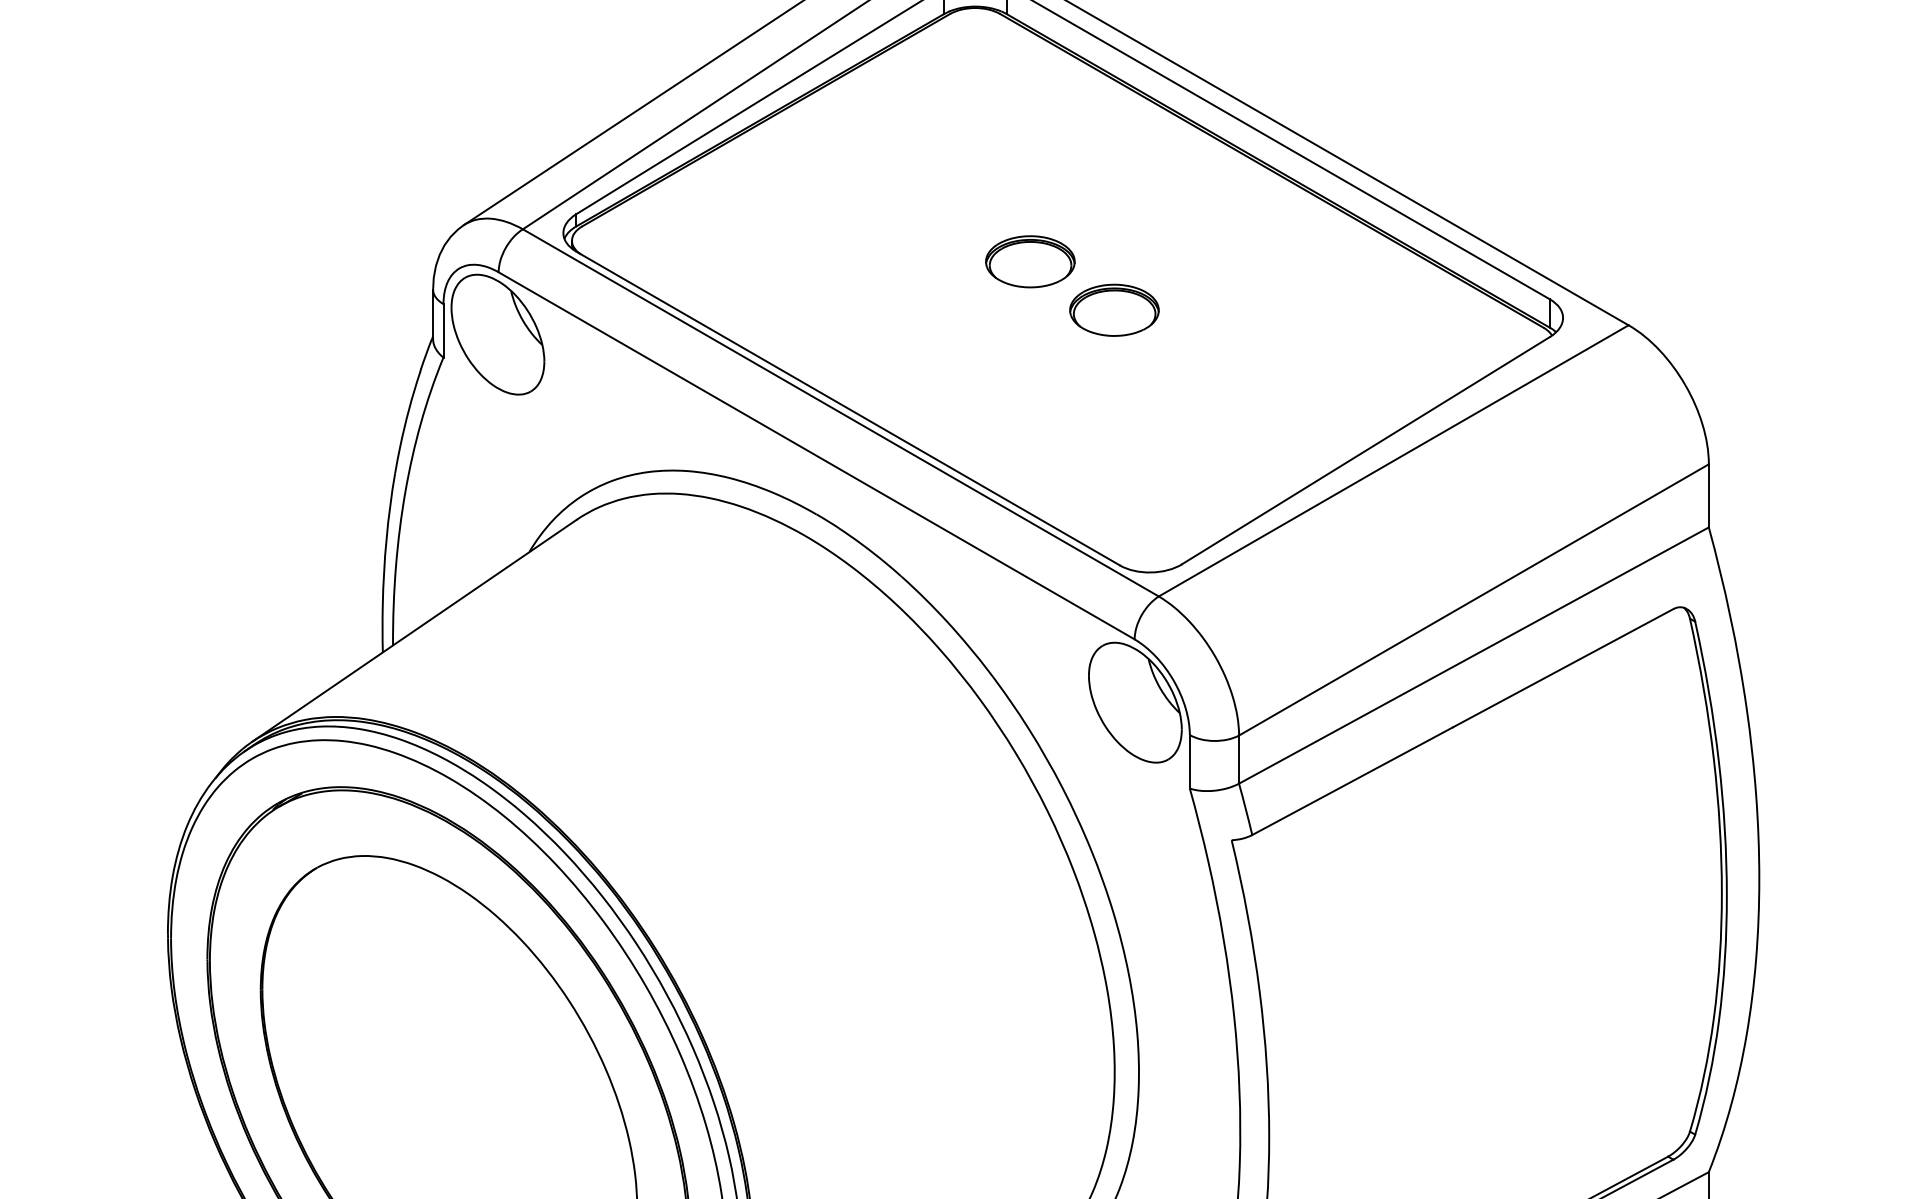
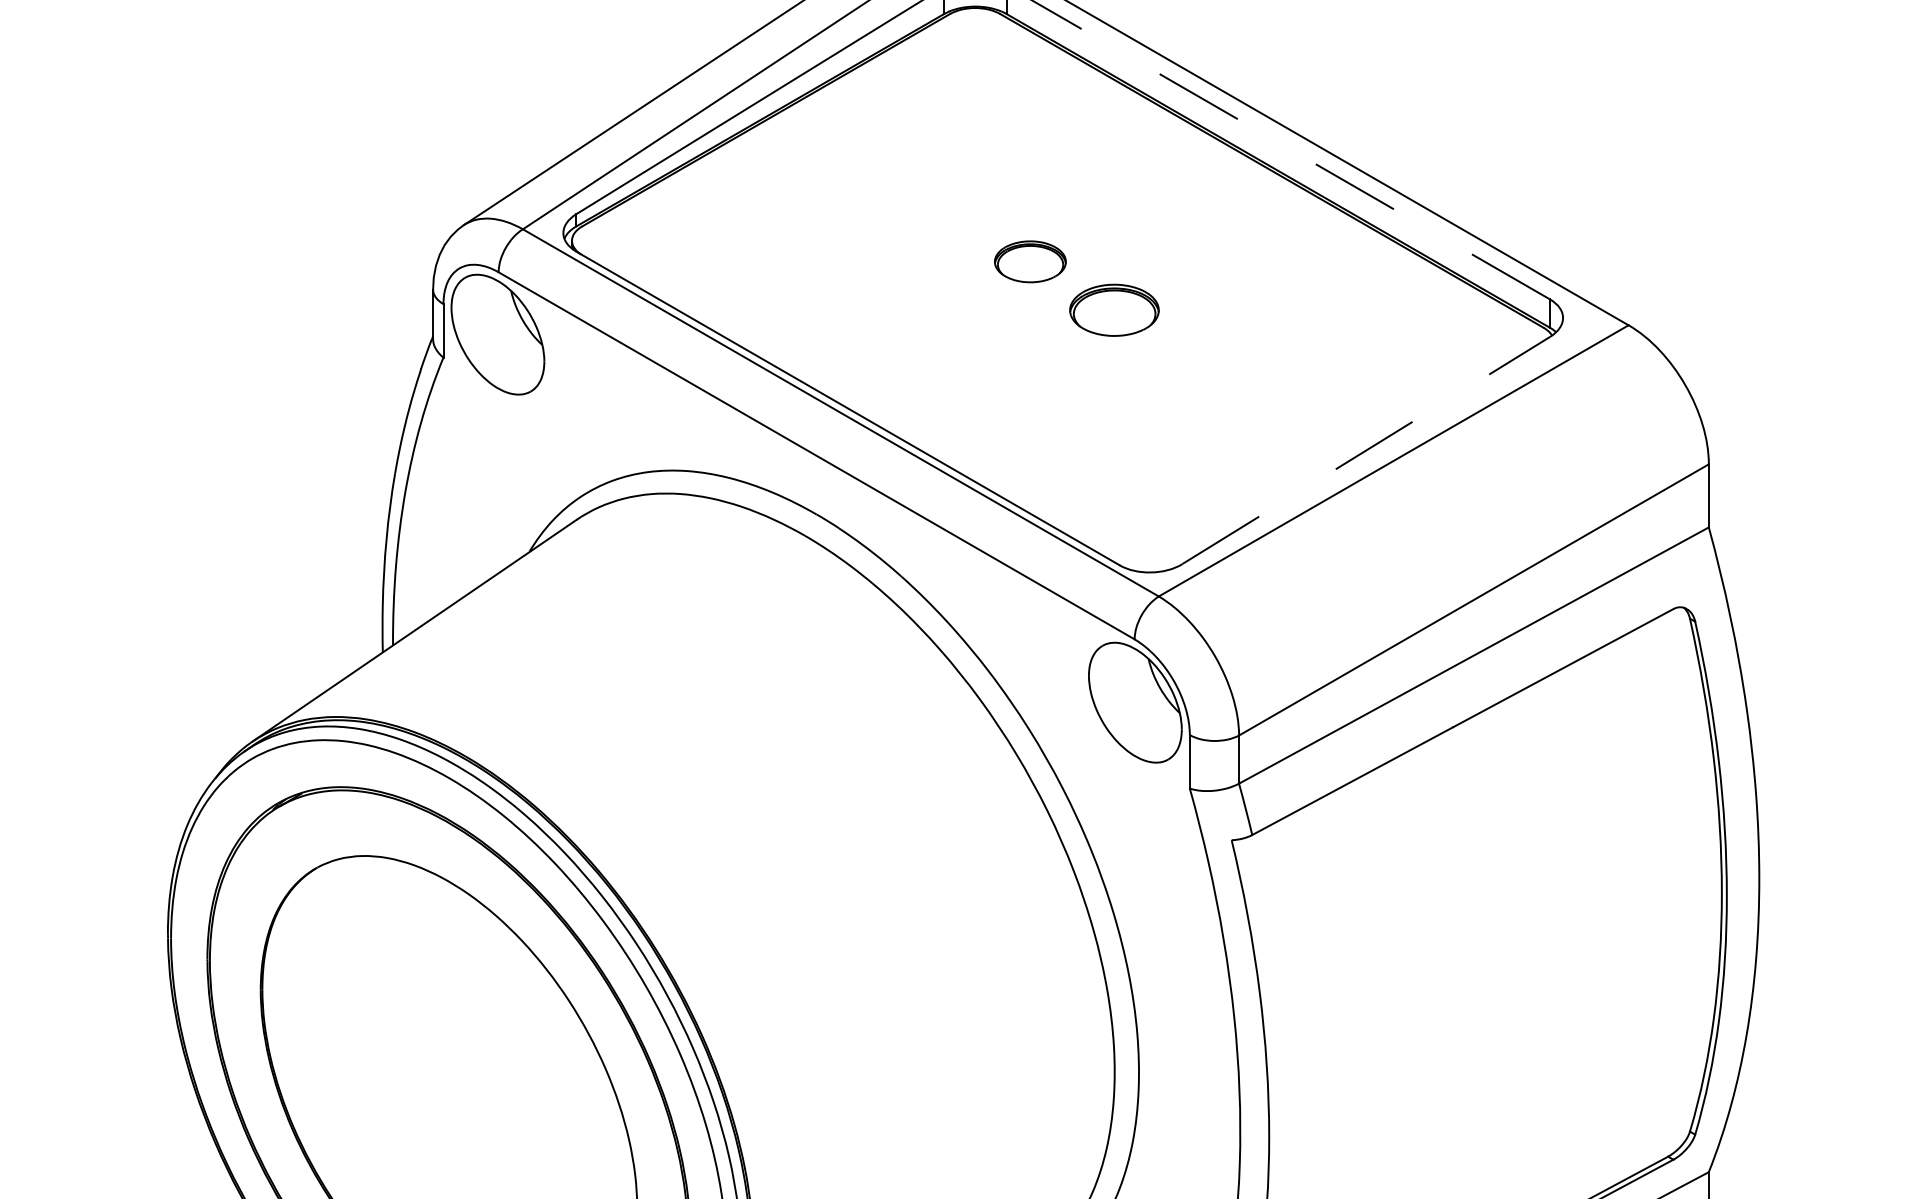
line: solid -> dashed (1290, 149)
part size: 91x54 px -> 73x44 px (1030, 261)
line: solid -> dashed (1366, 450)
